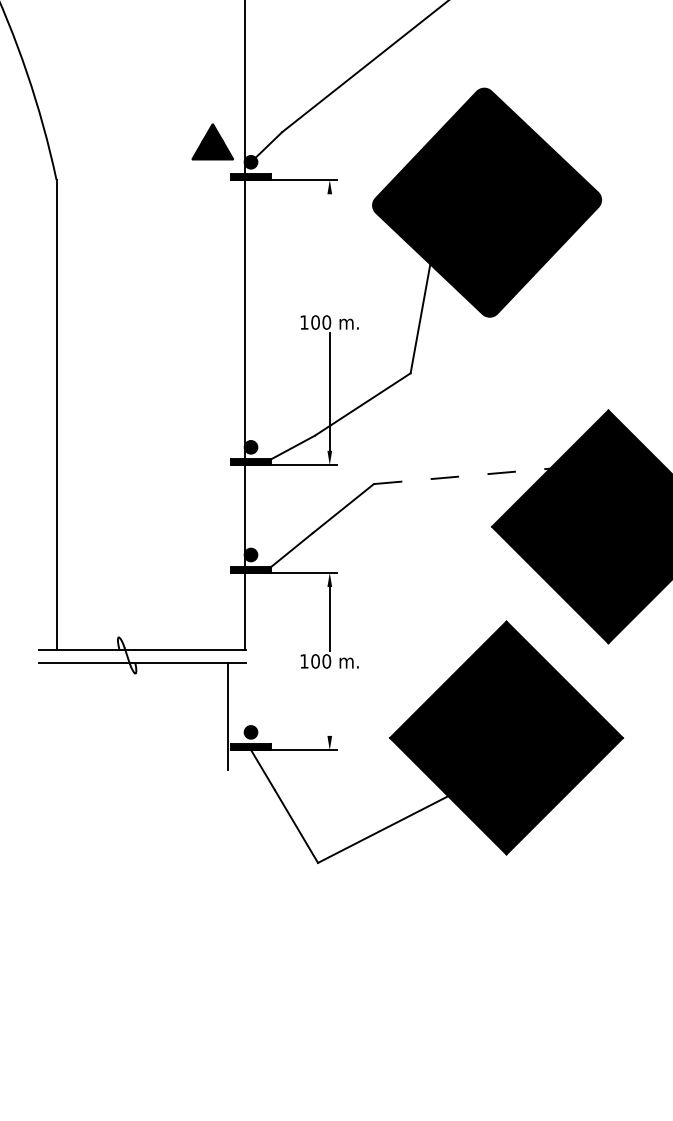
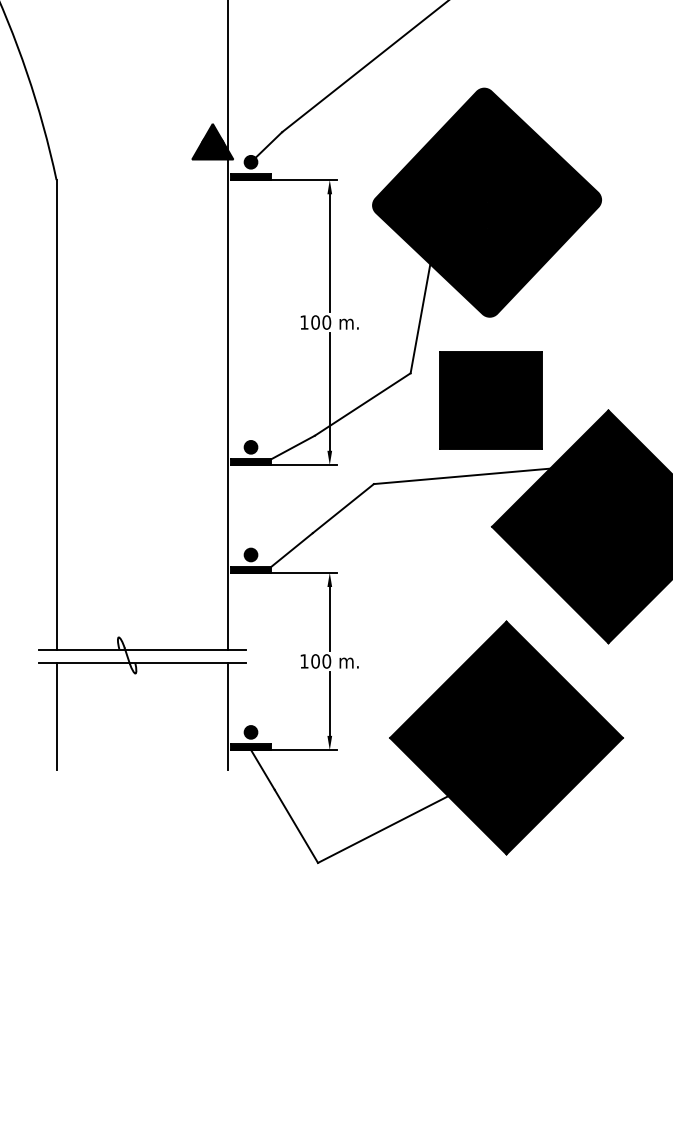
line: none -> present (329, 252)
line position: (244, 325) -> (227, 325) (227, 325)
part: none -> present (490, 400)
line: dashed -> solid (462, 476)
line: none -> present (329, 703)
line: none -> present (56, 715)
